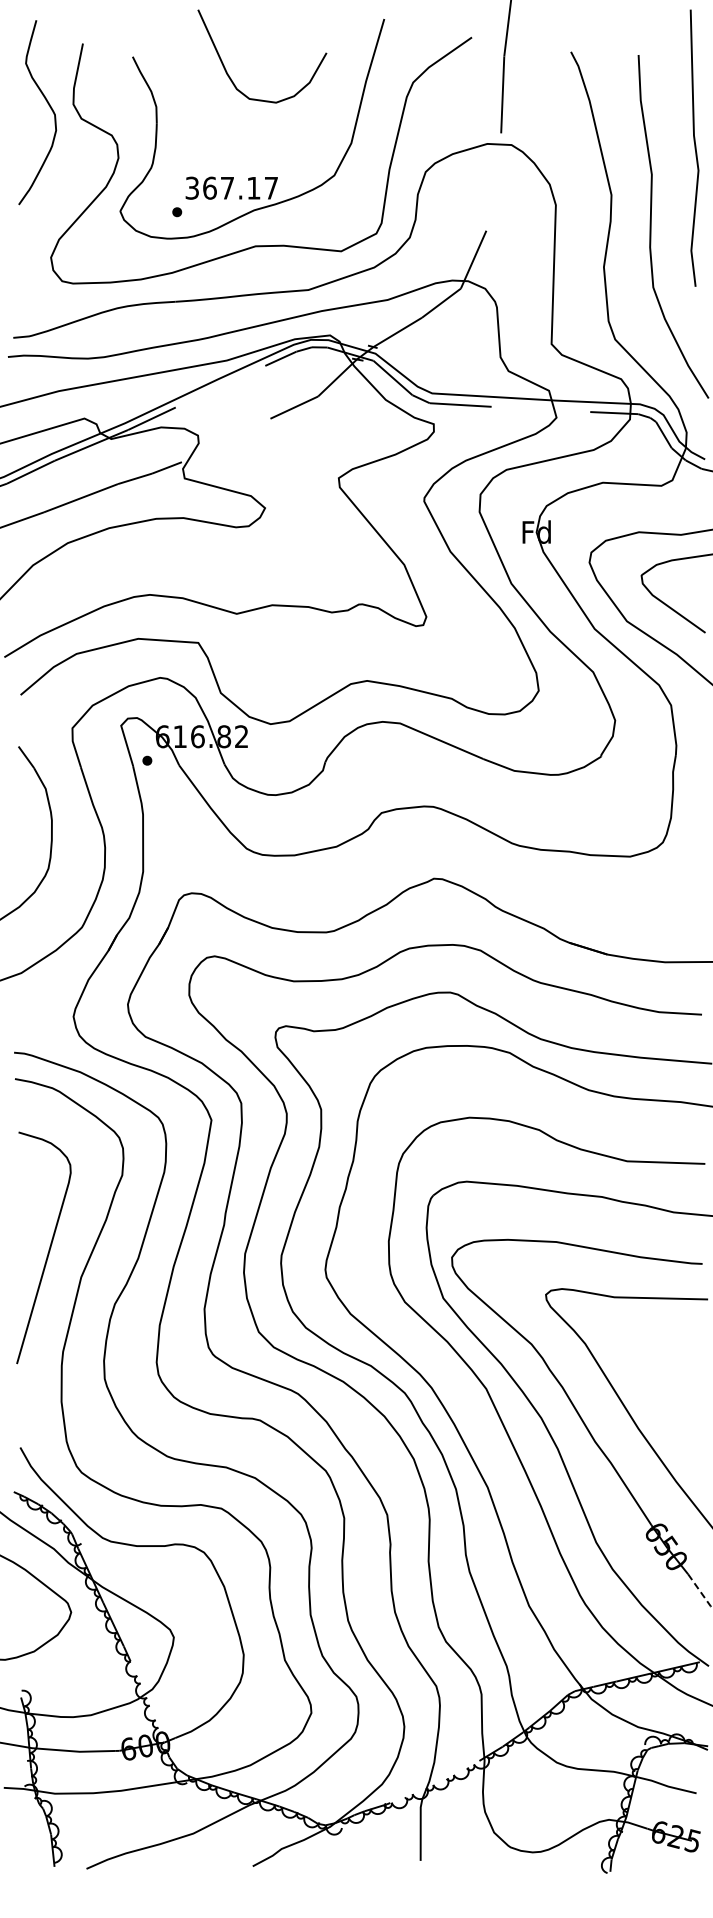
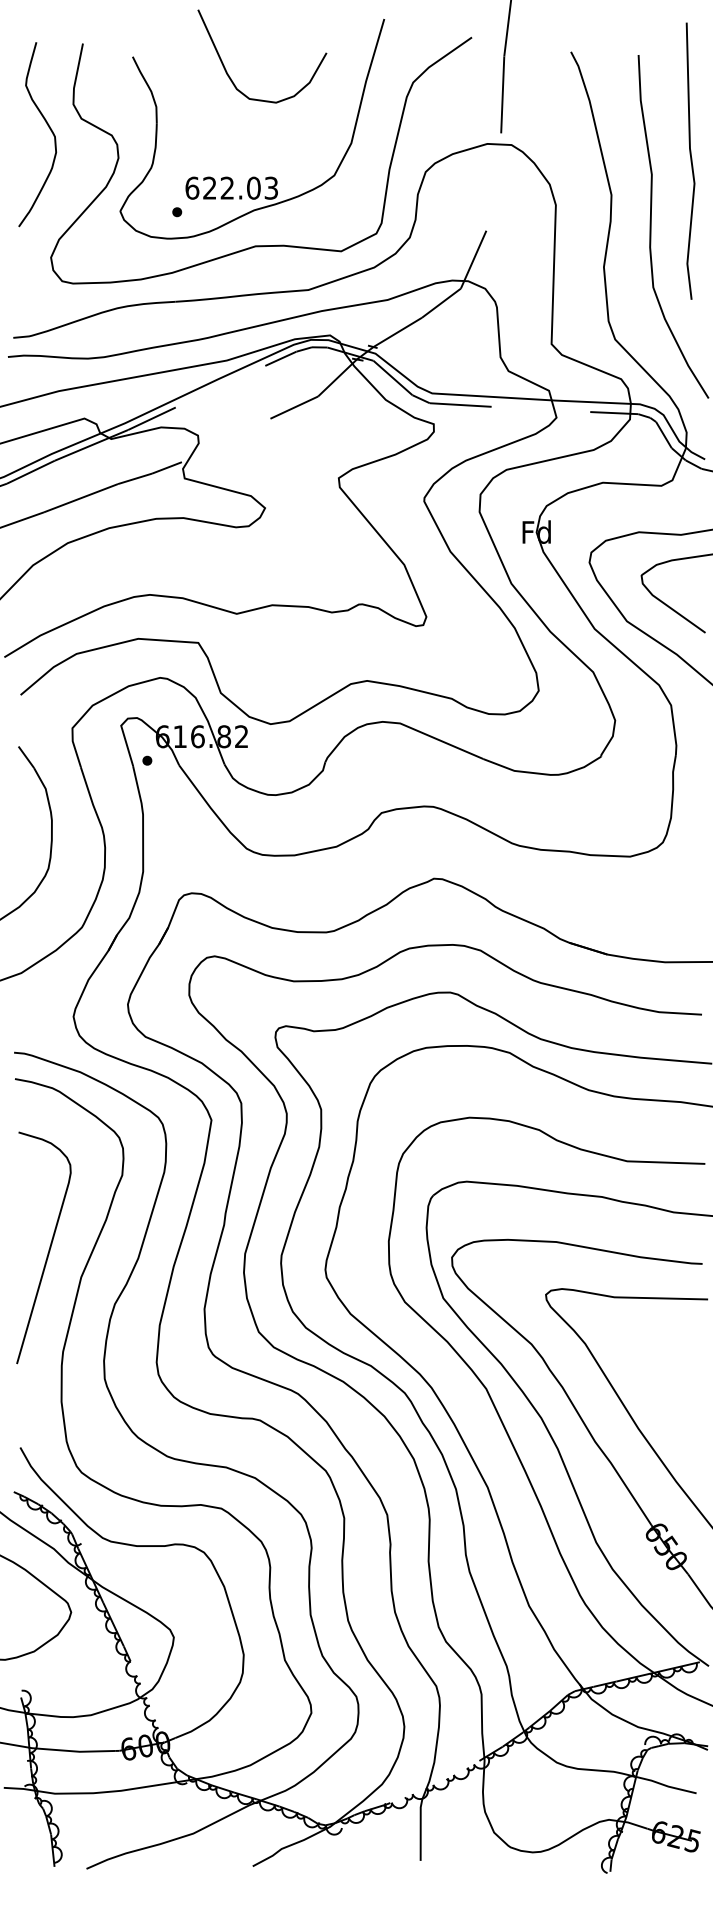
curve position: (49, 107) -> (49, 129) (49, 129)
line position: (694, 147) -> (690, 160) (690, 160)
text: 367.17 -> 622.03 (231, 187)
line: dashed -> solid (700, 1591)
